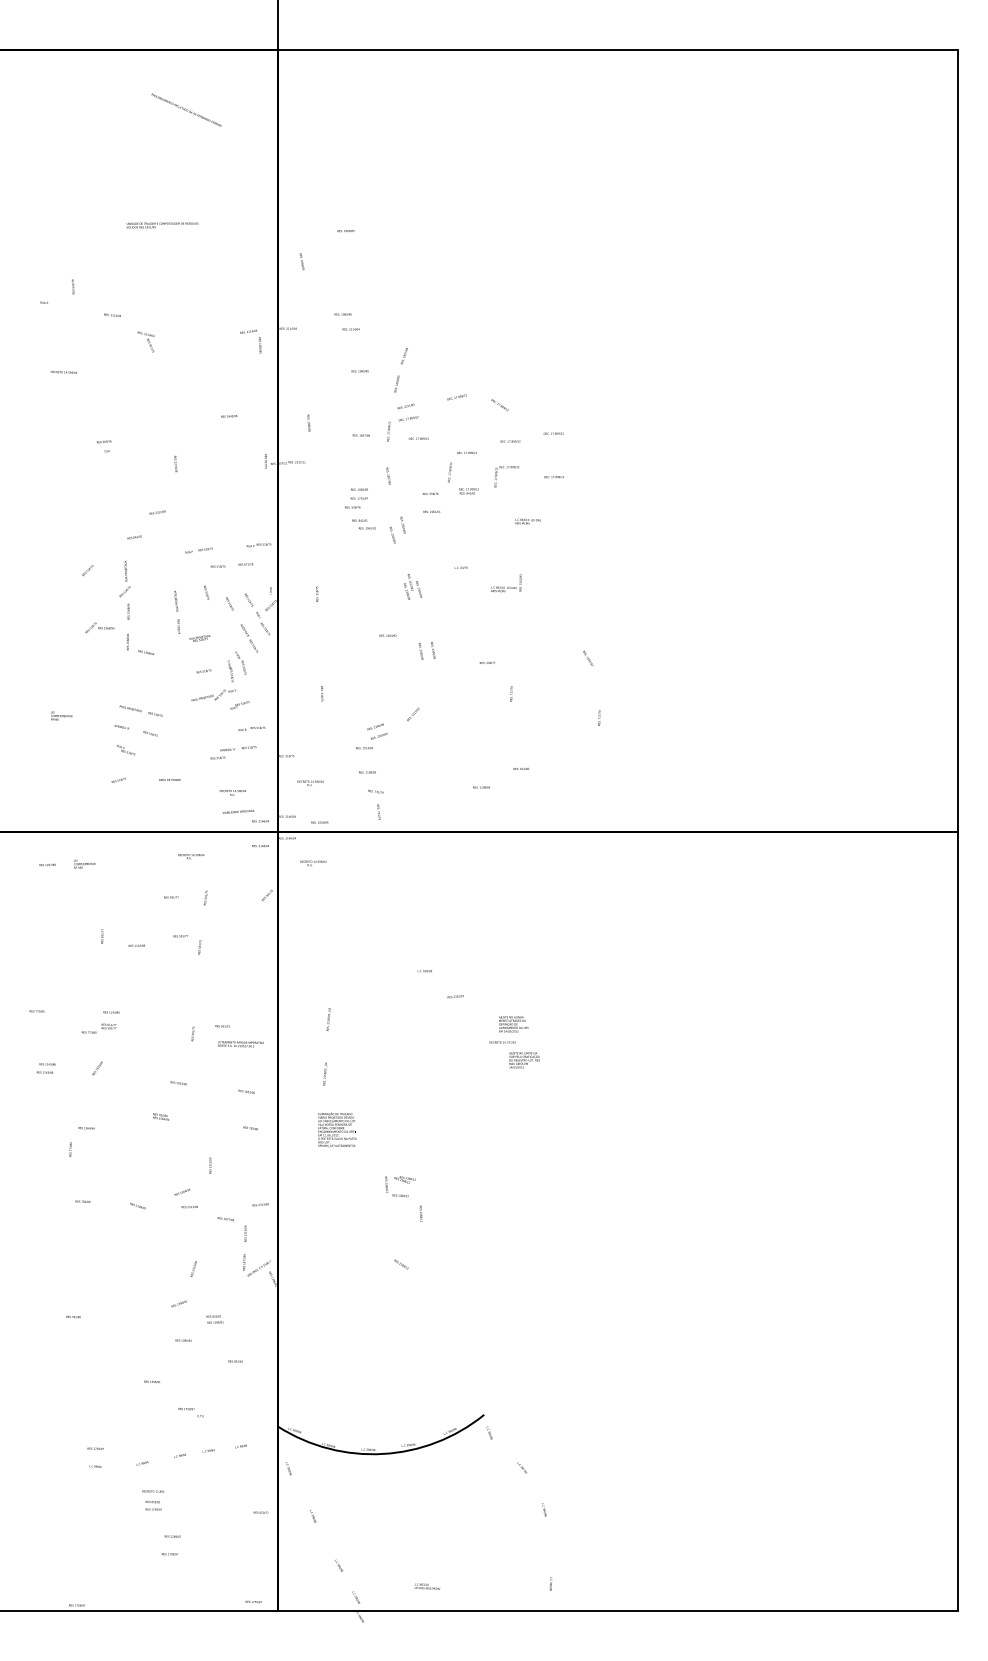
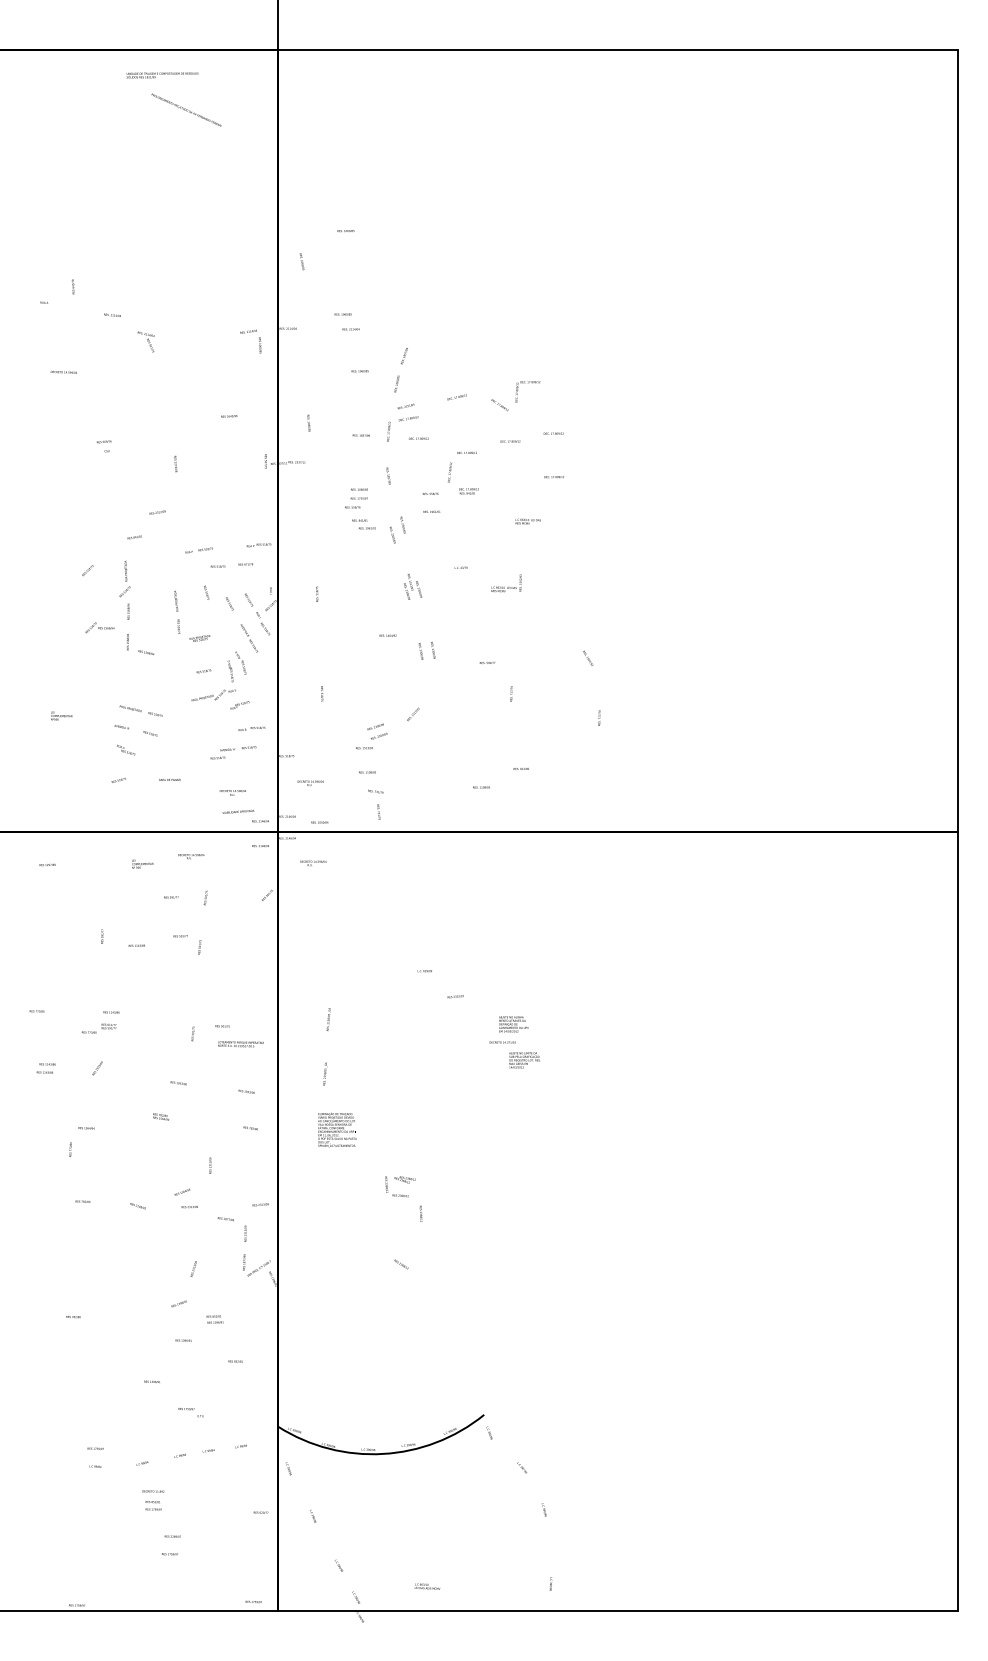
text position: (162, 225) -> (162, 75) (162, 75)
text position: (506, 476) -> (527, 391) (527, 391)
text position: (84, 863) -> (142, 863) (142, 863)
